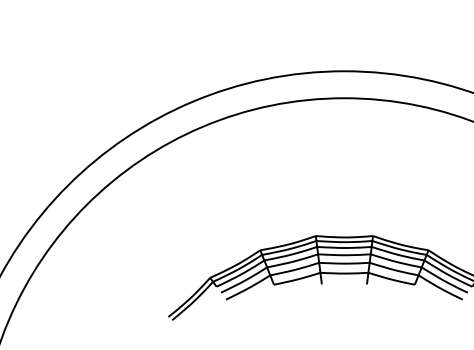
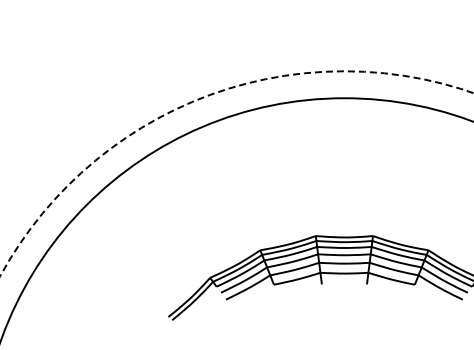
circle: solid -> dashed (236, 173)
